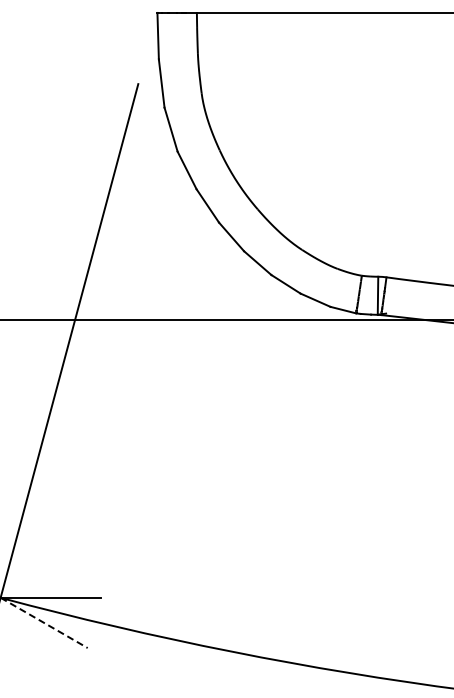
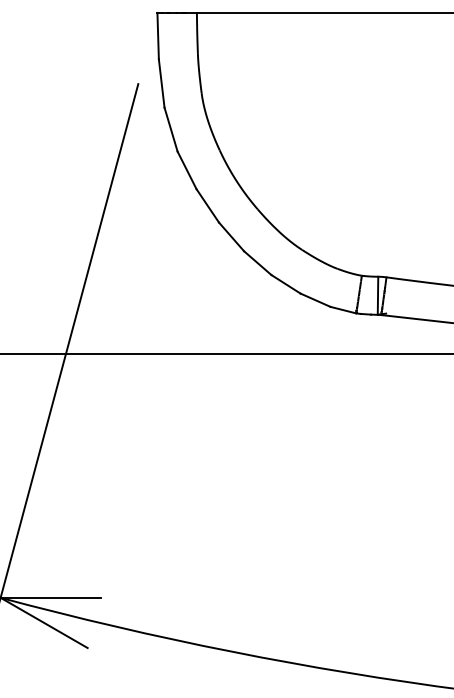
line position: (226, 320) -> (226, 354) (226, 354)
line: dashed -> solid (44, 623)
